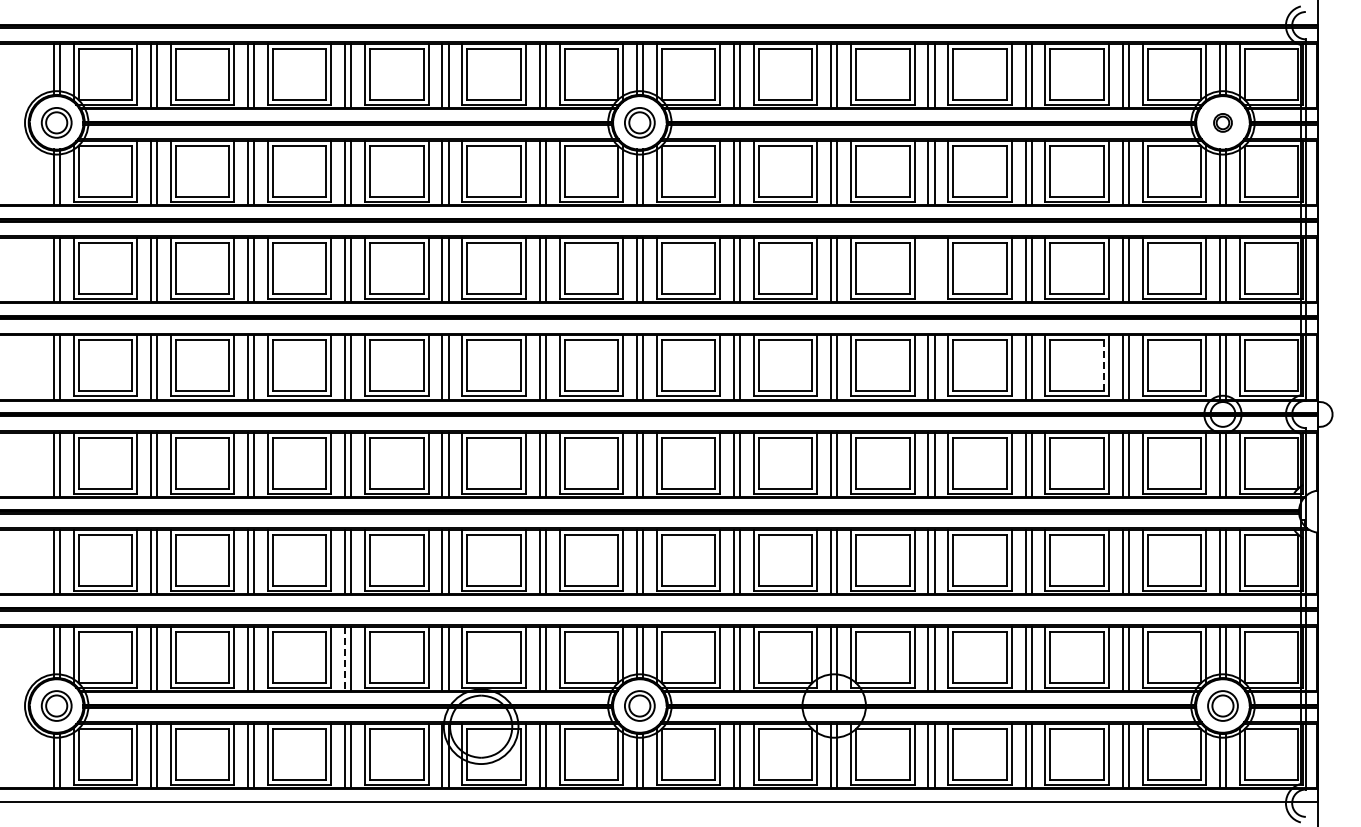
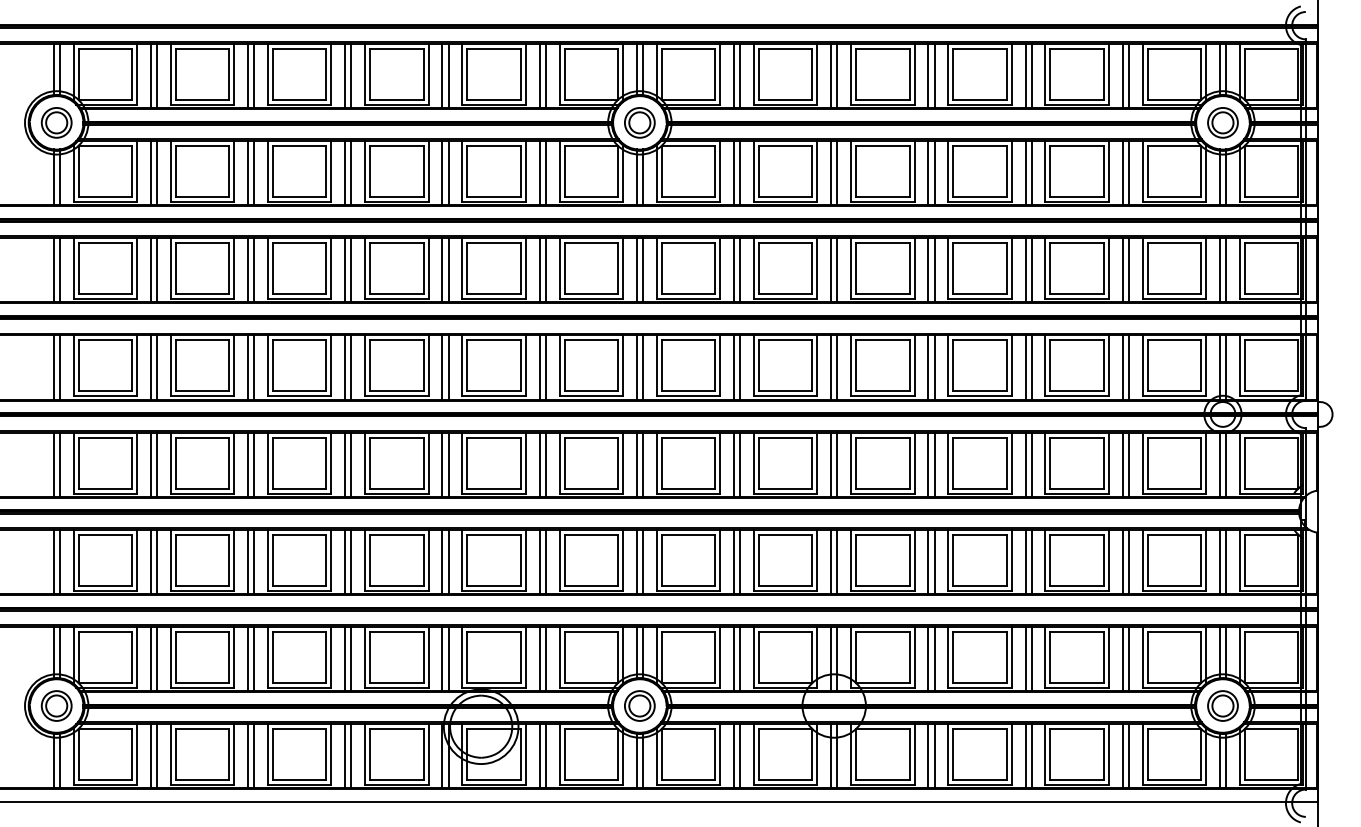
part size: 20x20 px -> 32x32 px (1222, 122)
line: none -> present (928, 270)
line: none -> present (934, 270)
line: dashed -> solid (1103, 365)
line: dashed -> solid (345, 659)
